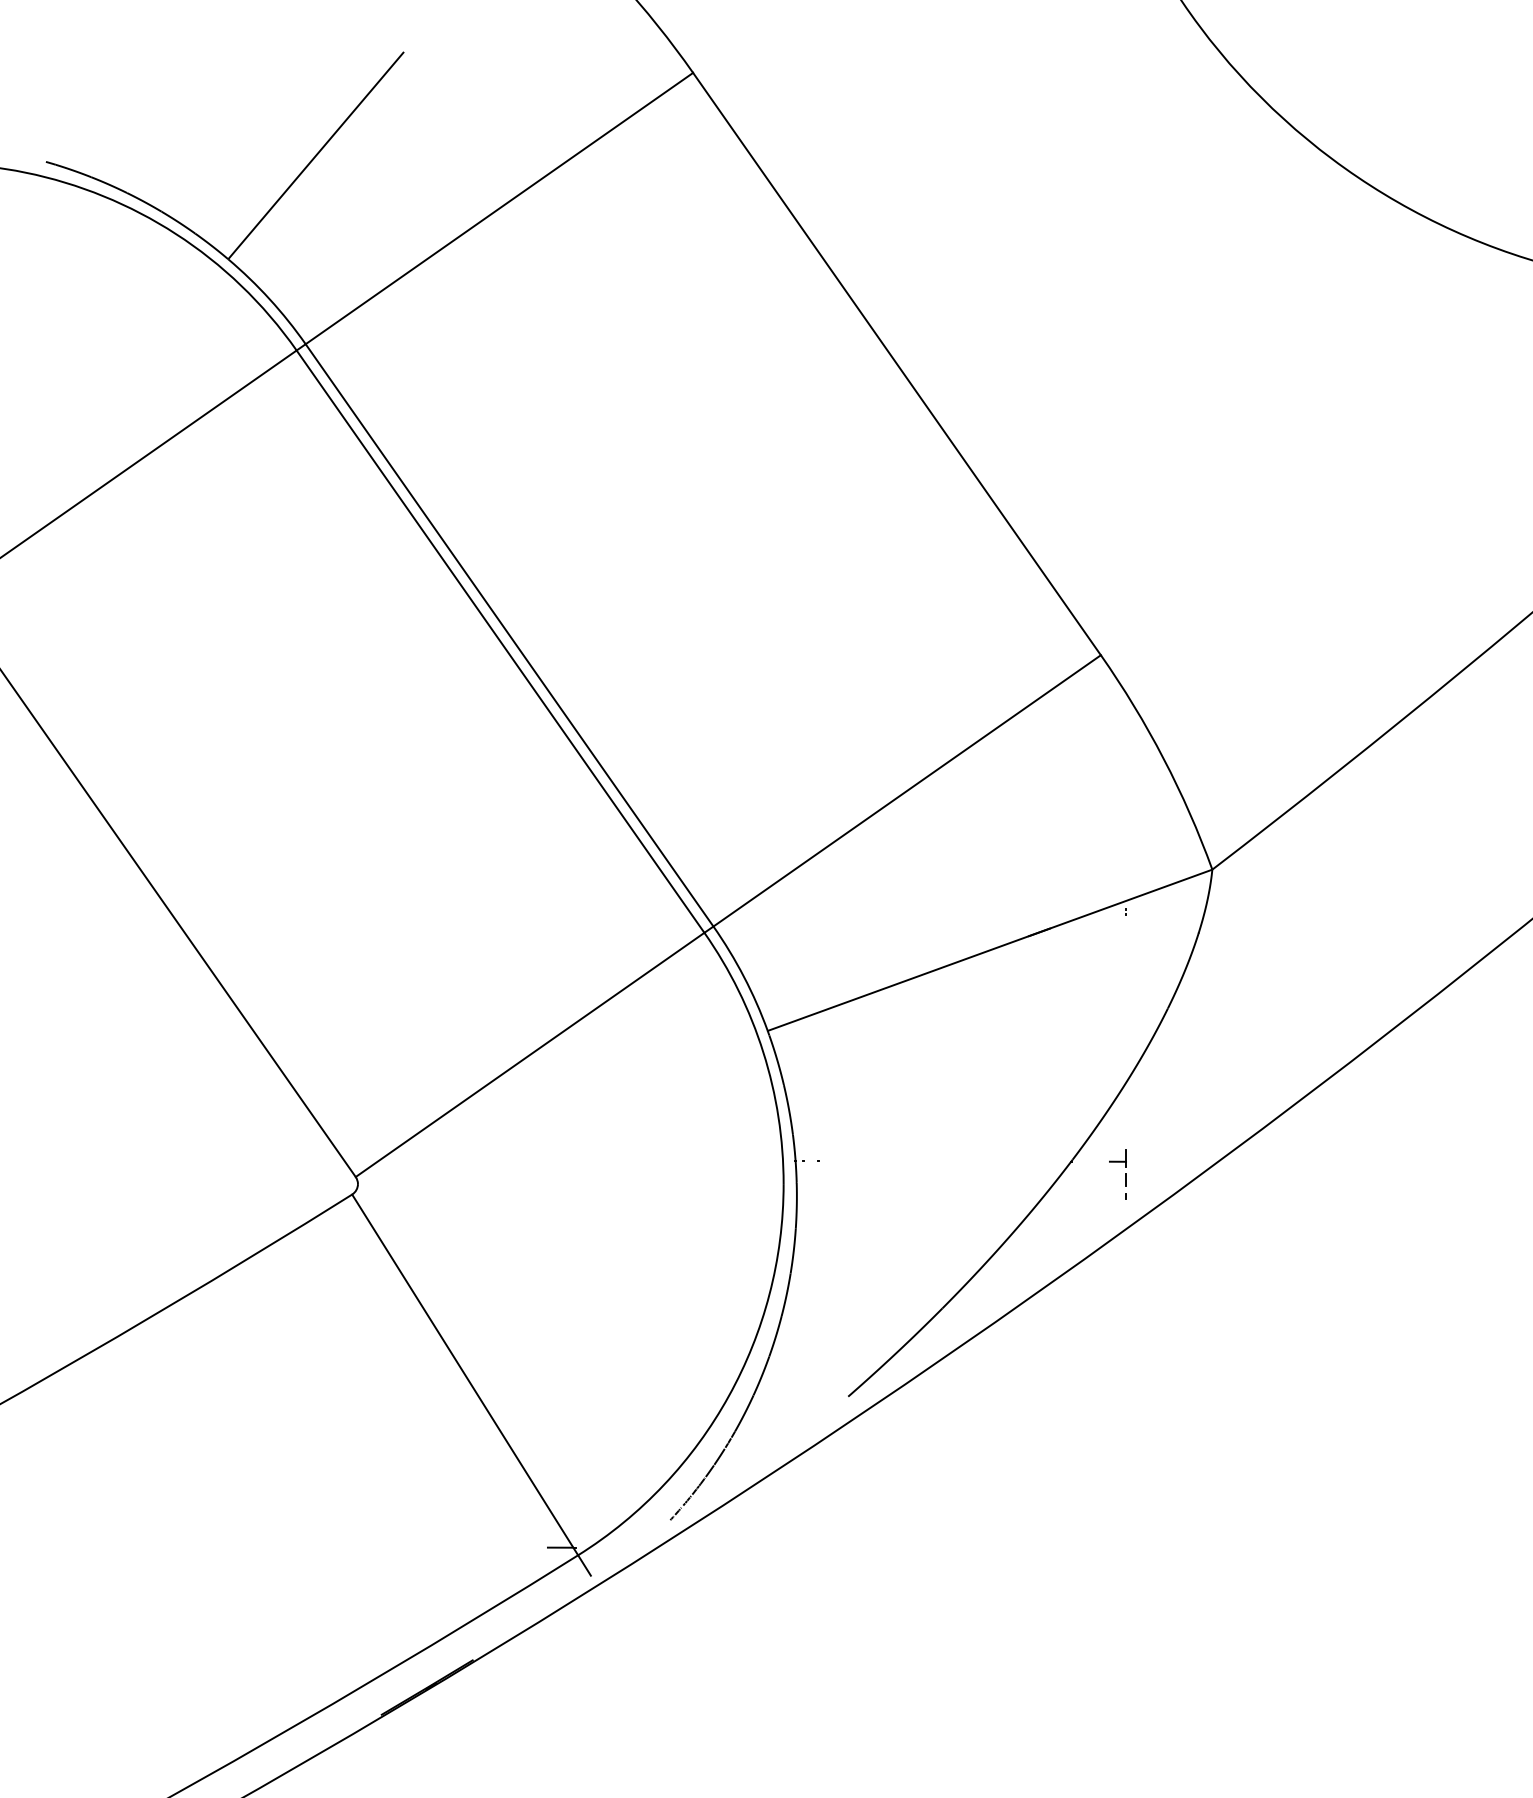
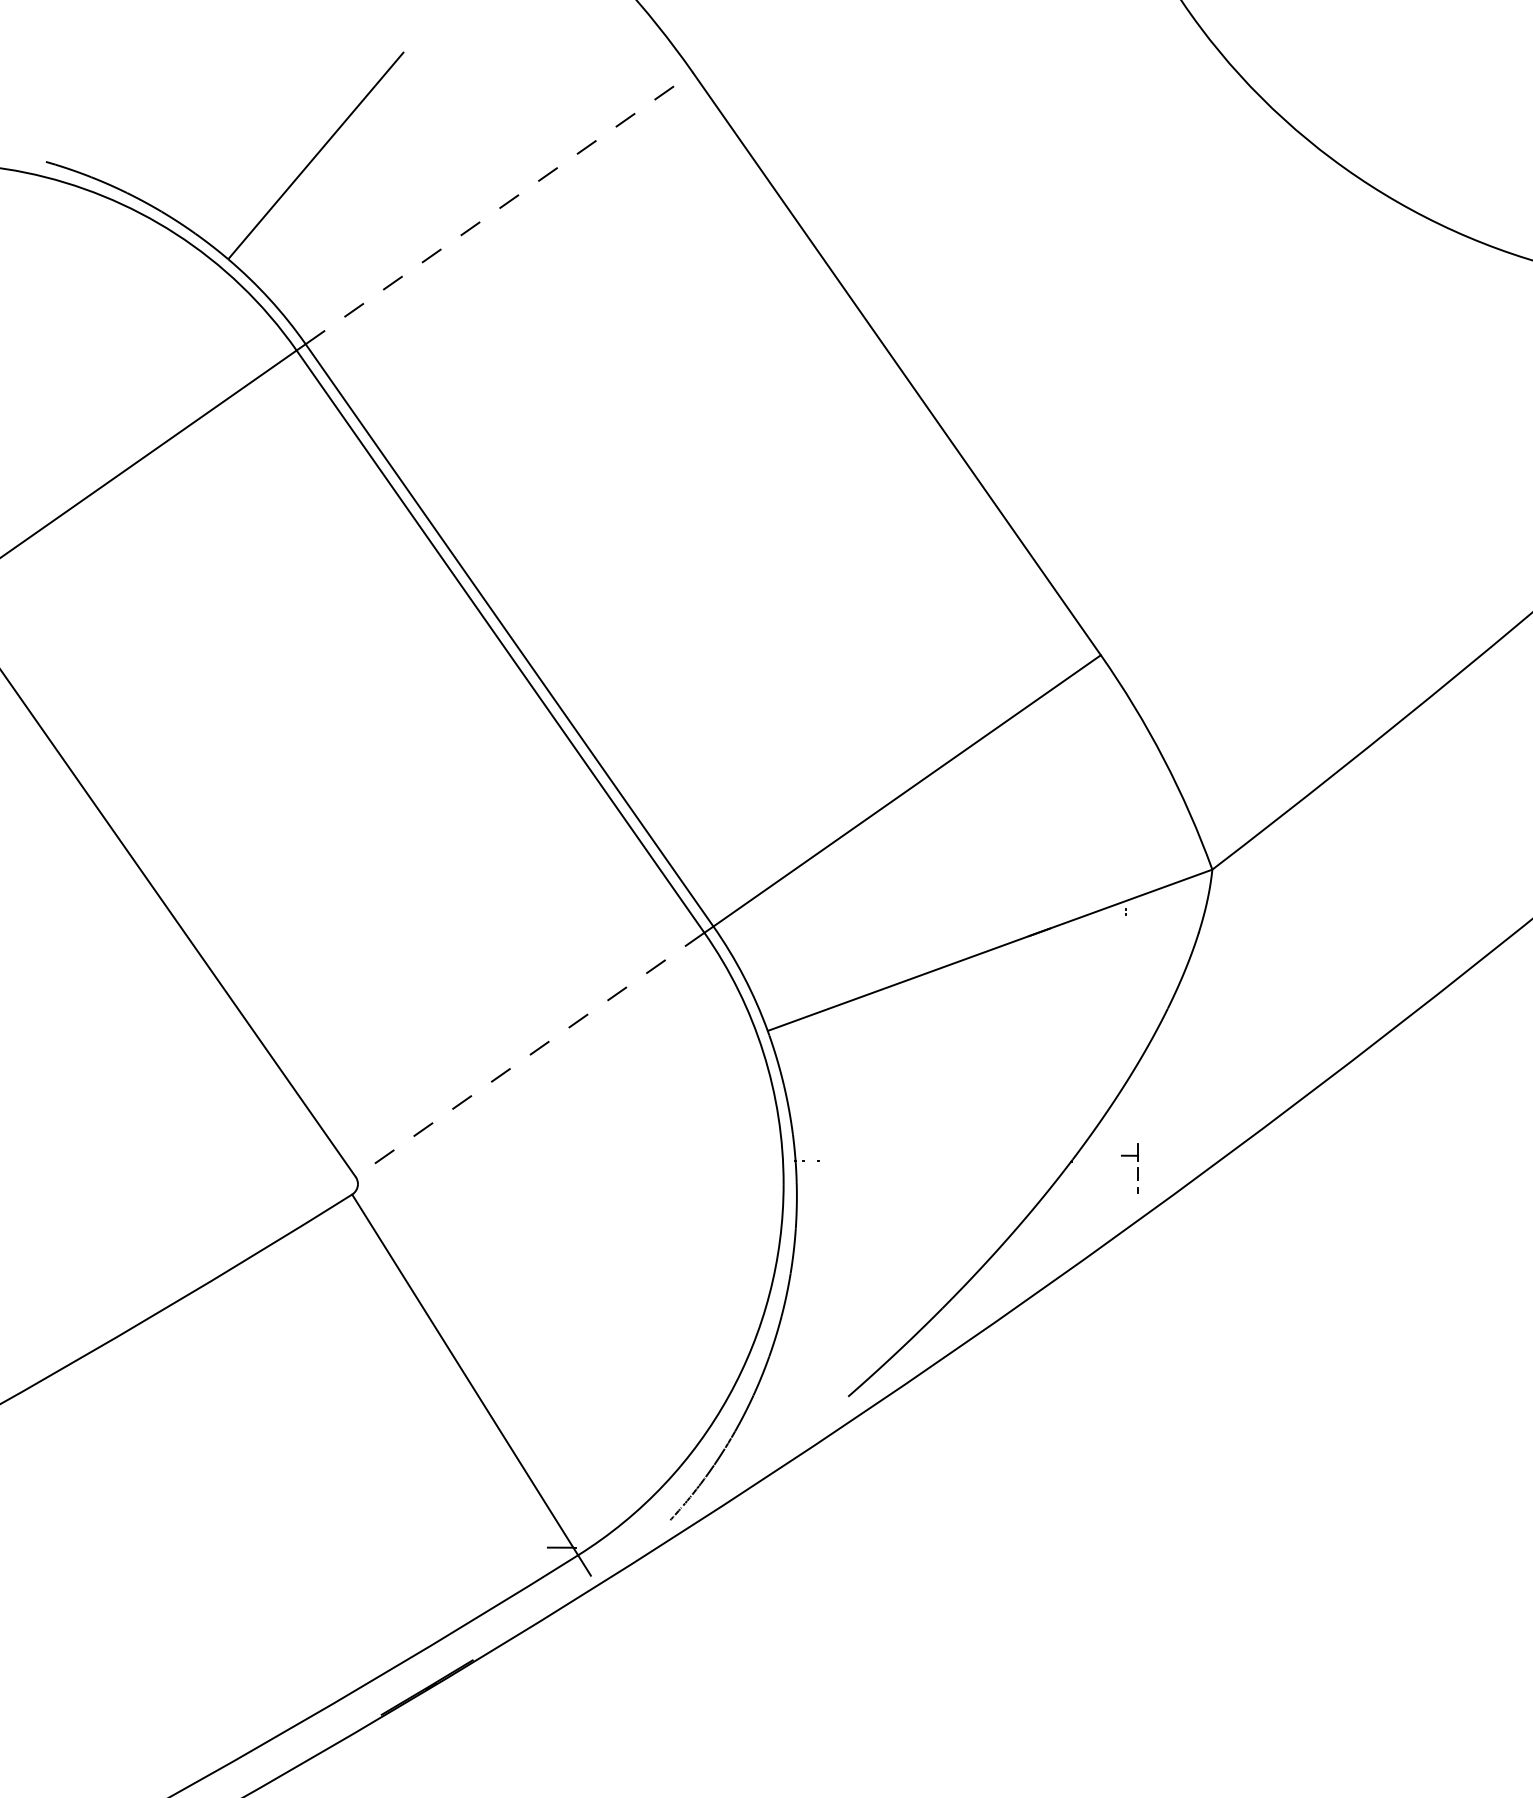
line: solid -> dashed (499, 208)
line: solid -> dashed (530, 1054)
part position: (1125, 1174) -> (1137, 1168) (1137, 1168)
